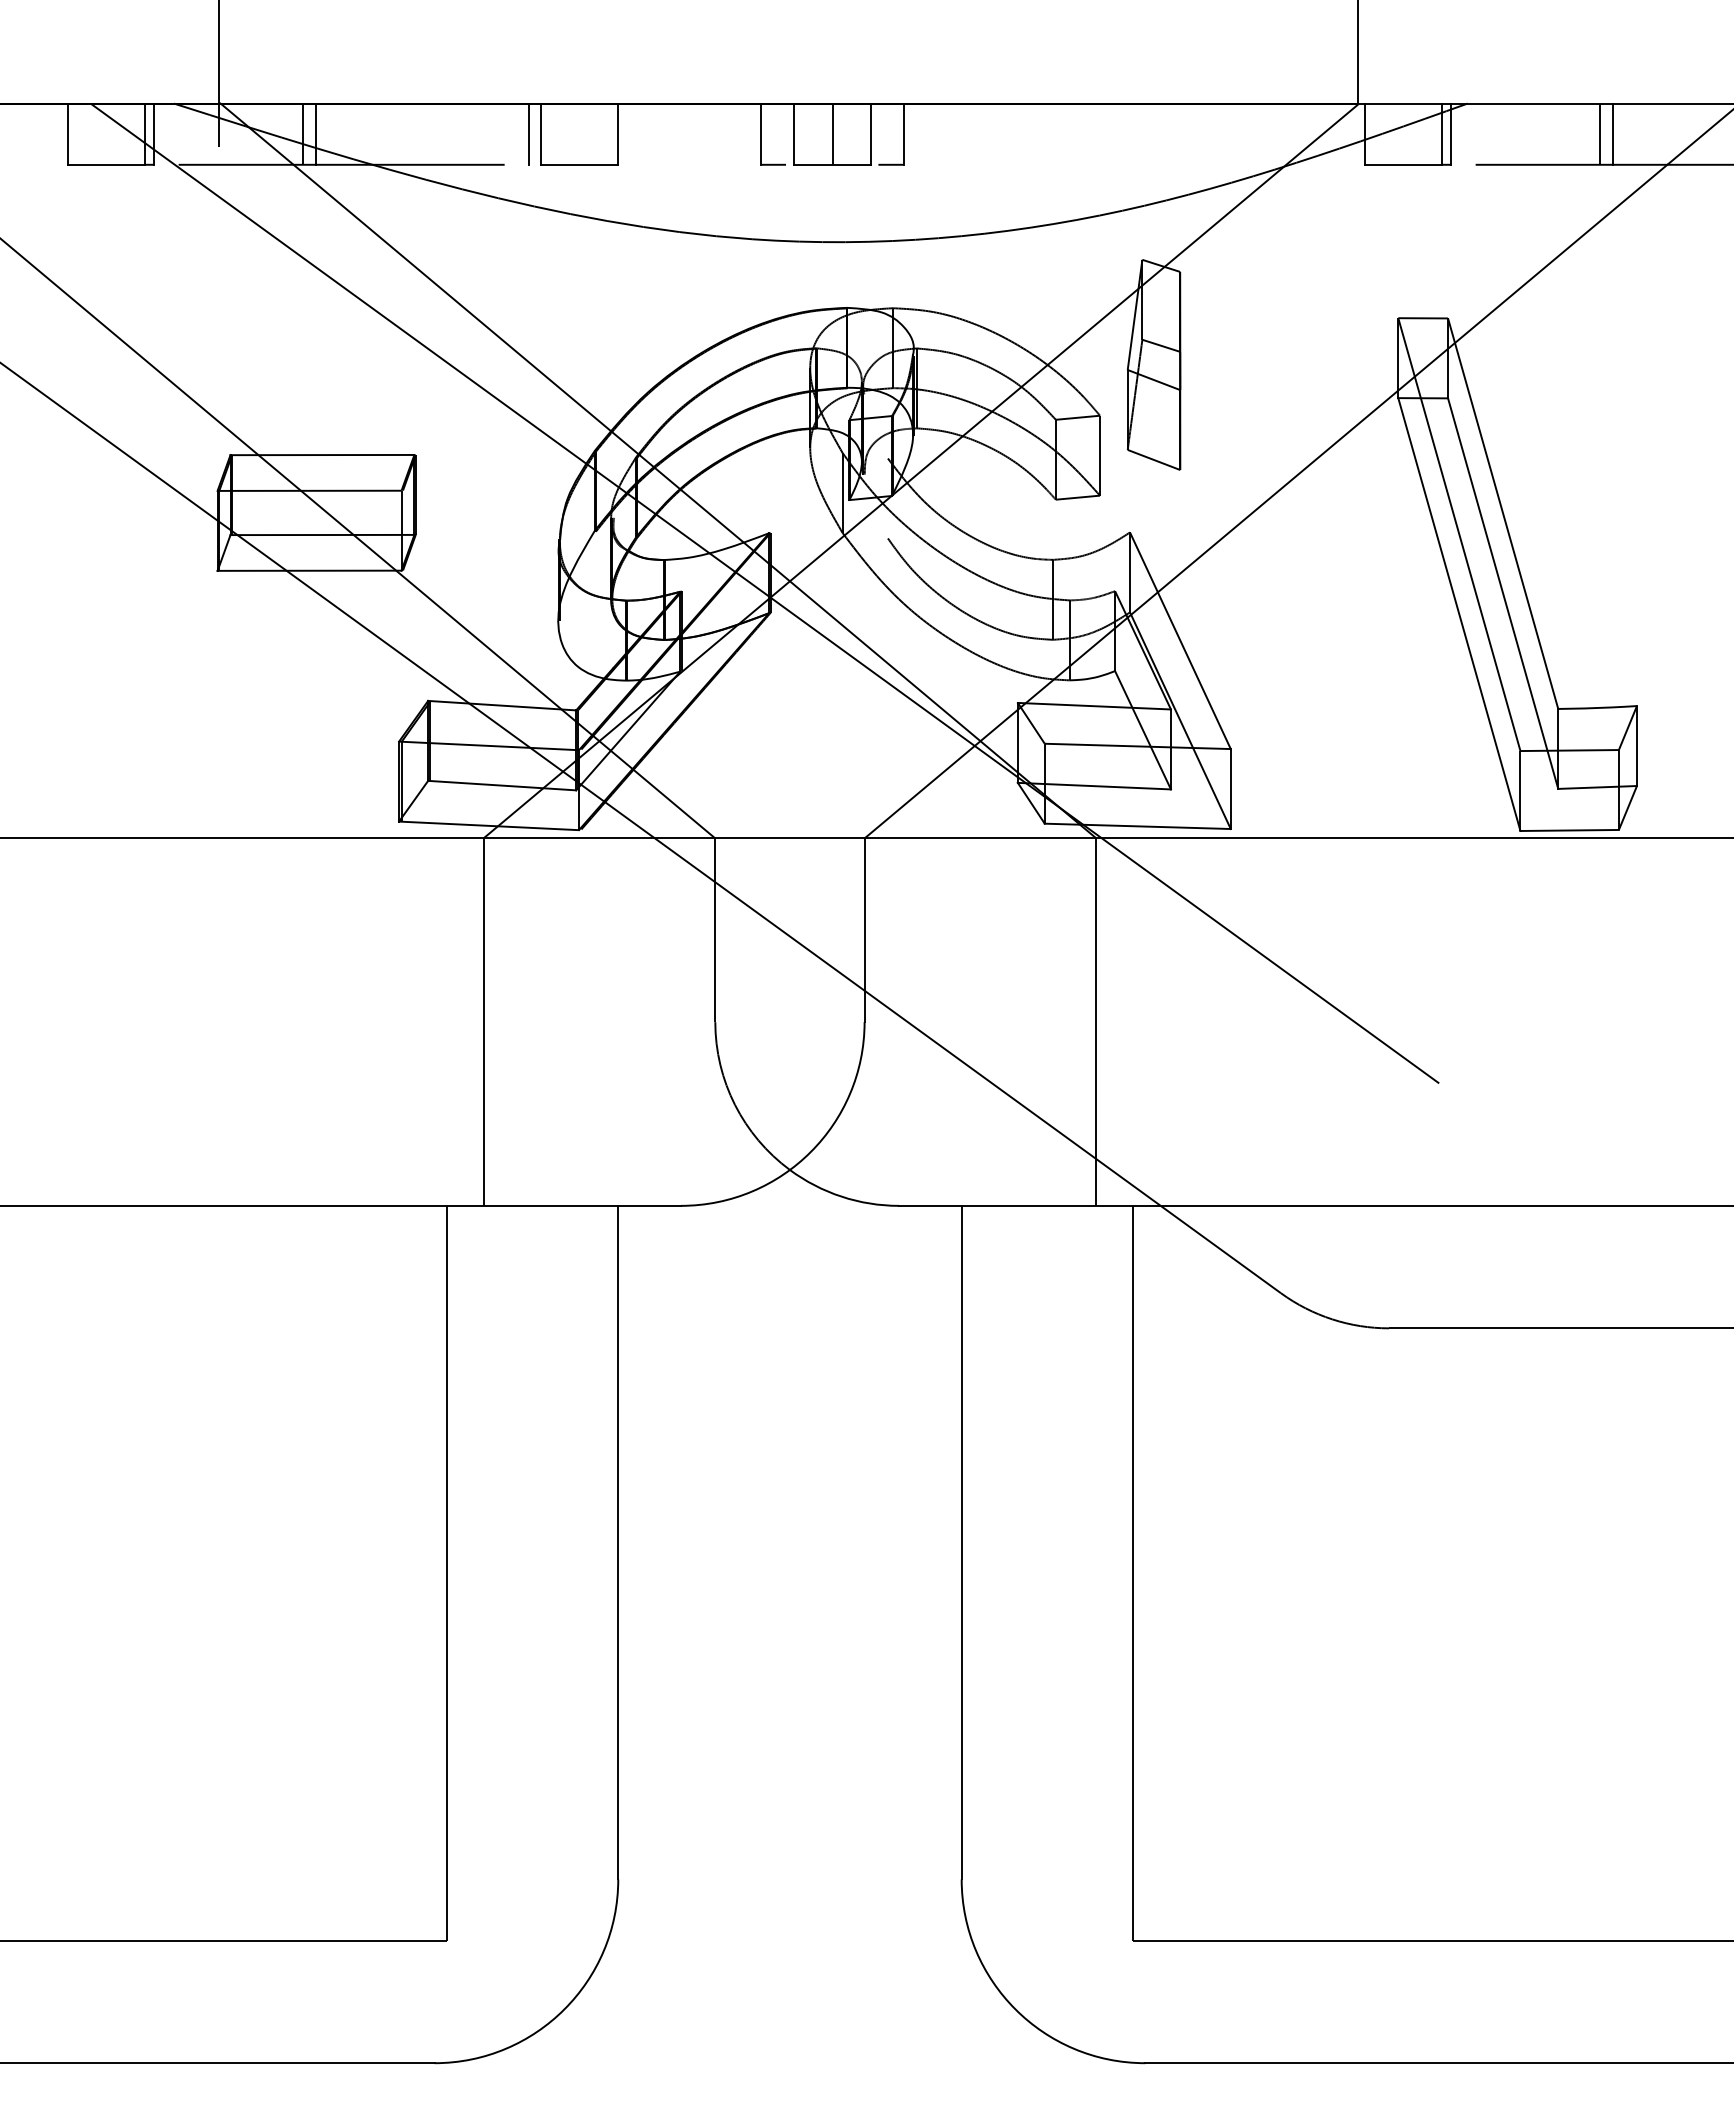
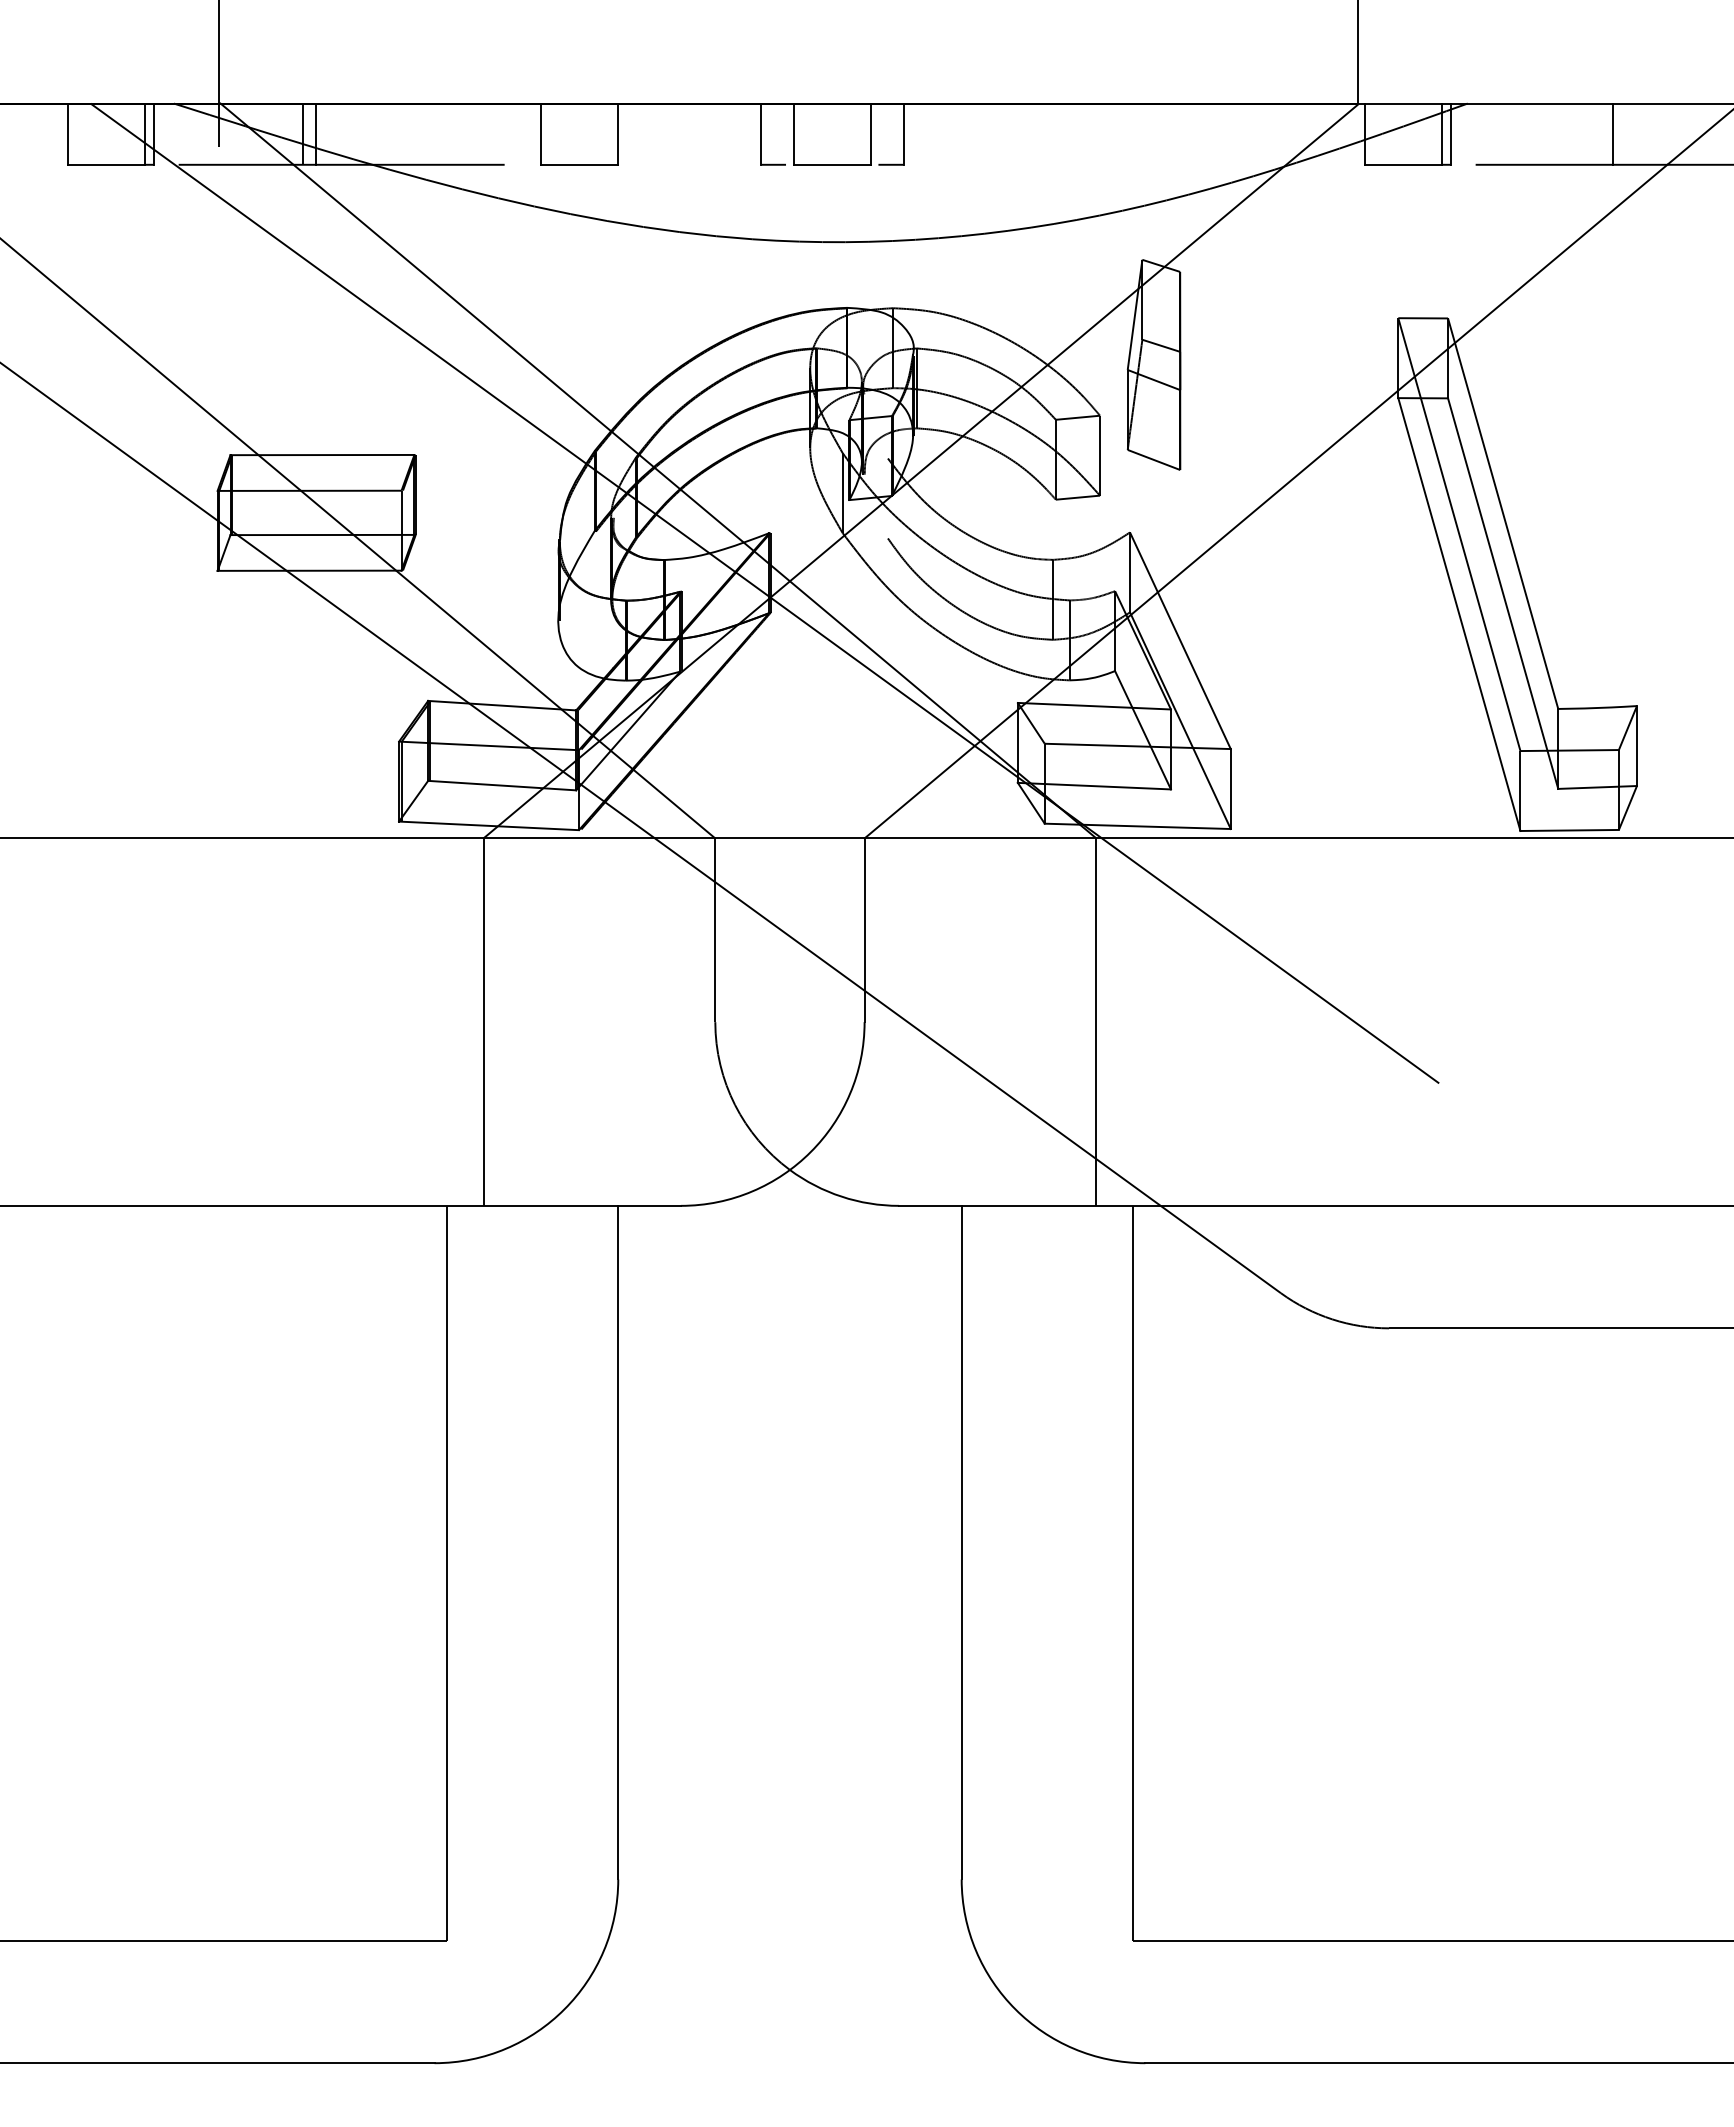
line: present -> none (529, 133)
line: present -> none (832, 133)
line: present -> none (1599, 133)
